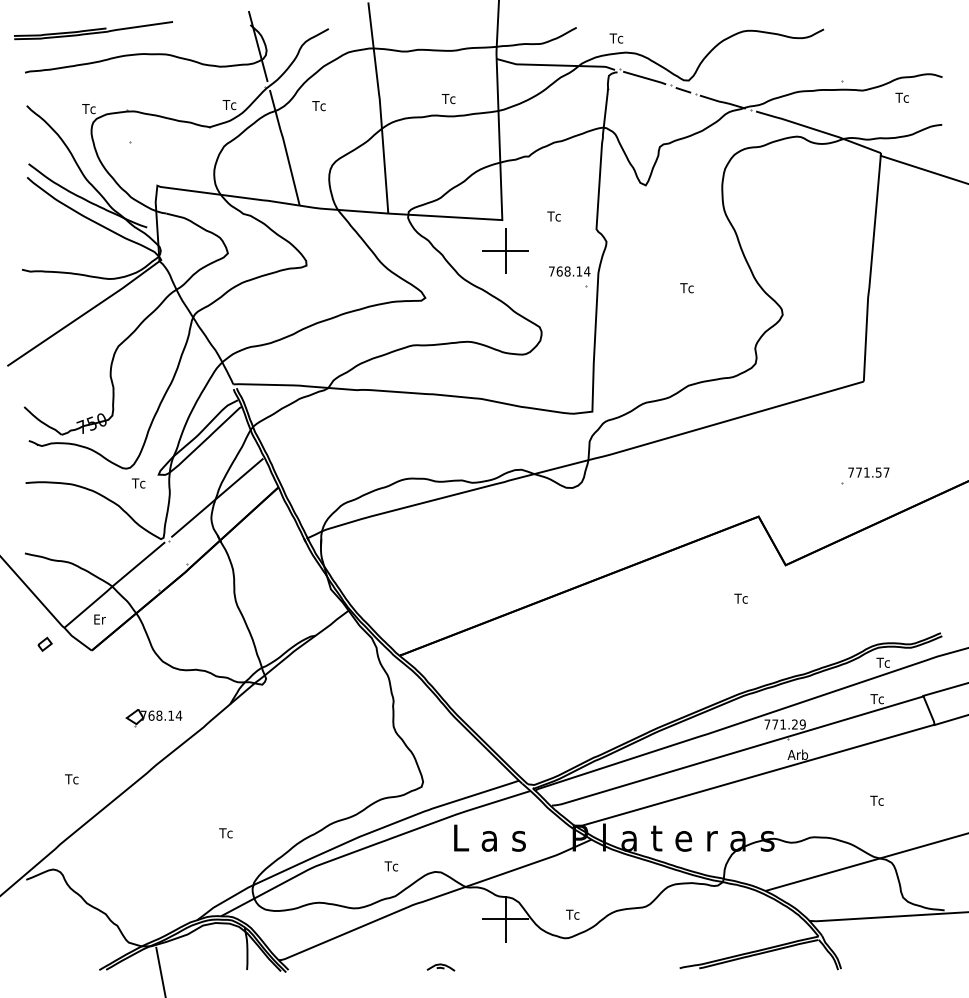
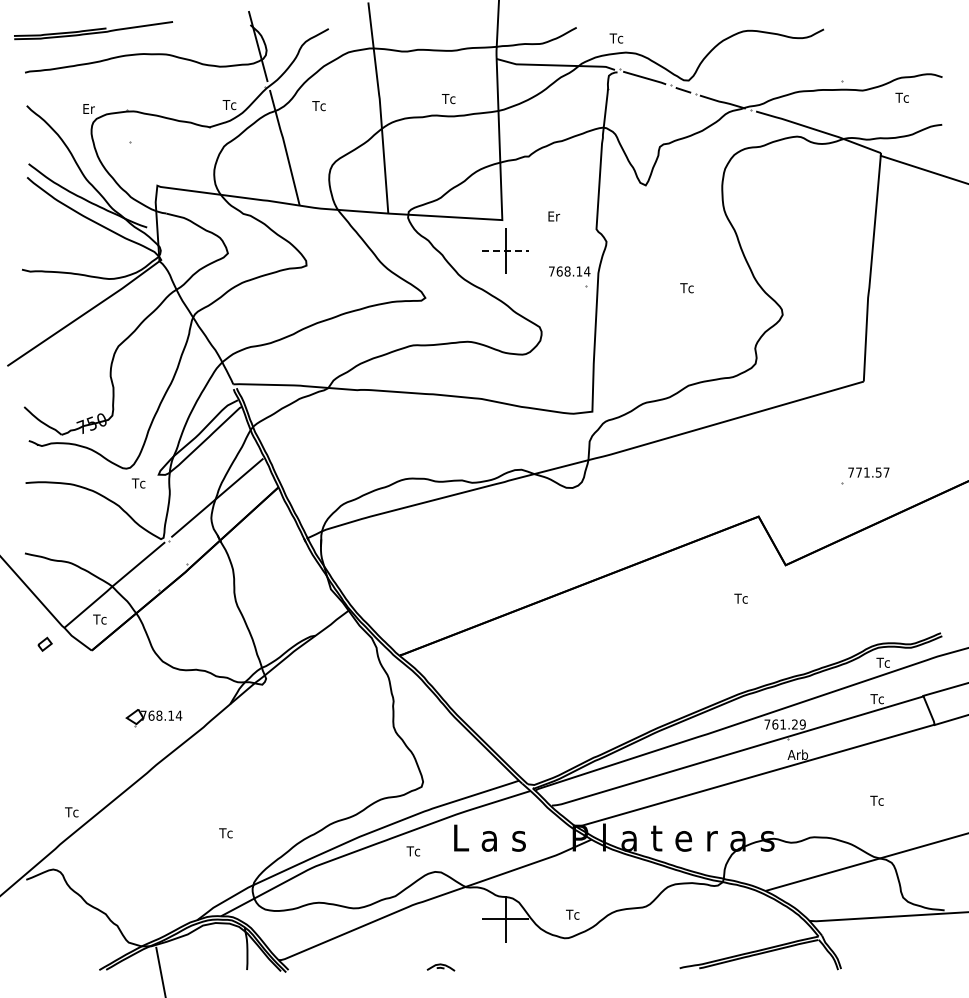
text: Tc -> Er (88, 109)
text: Tc -> Er (553, 216)
line: solid -> dashed (506, 250)
text: Er -> Tc (99, 619)
text: 771.29 -> 761.29 (775, 724)
text position: (71, 779) -> (71, 812) (71, 812)
text position: (391, 866) -> (413, 851) (413, 851)
